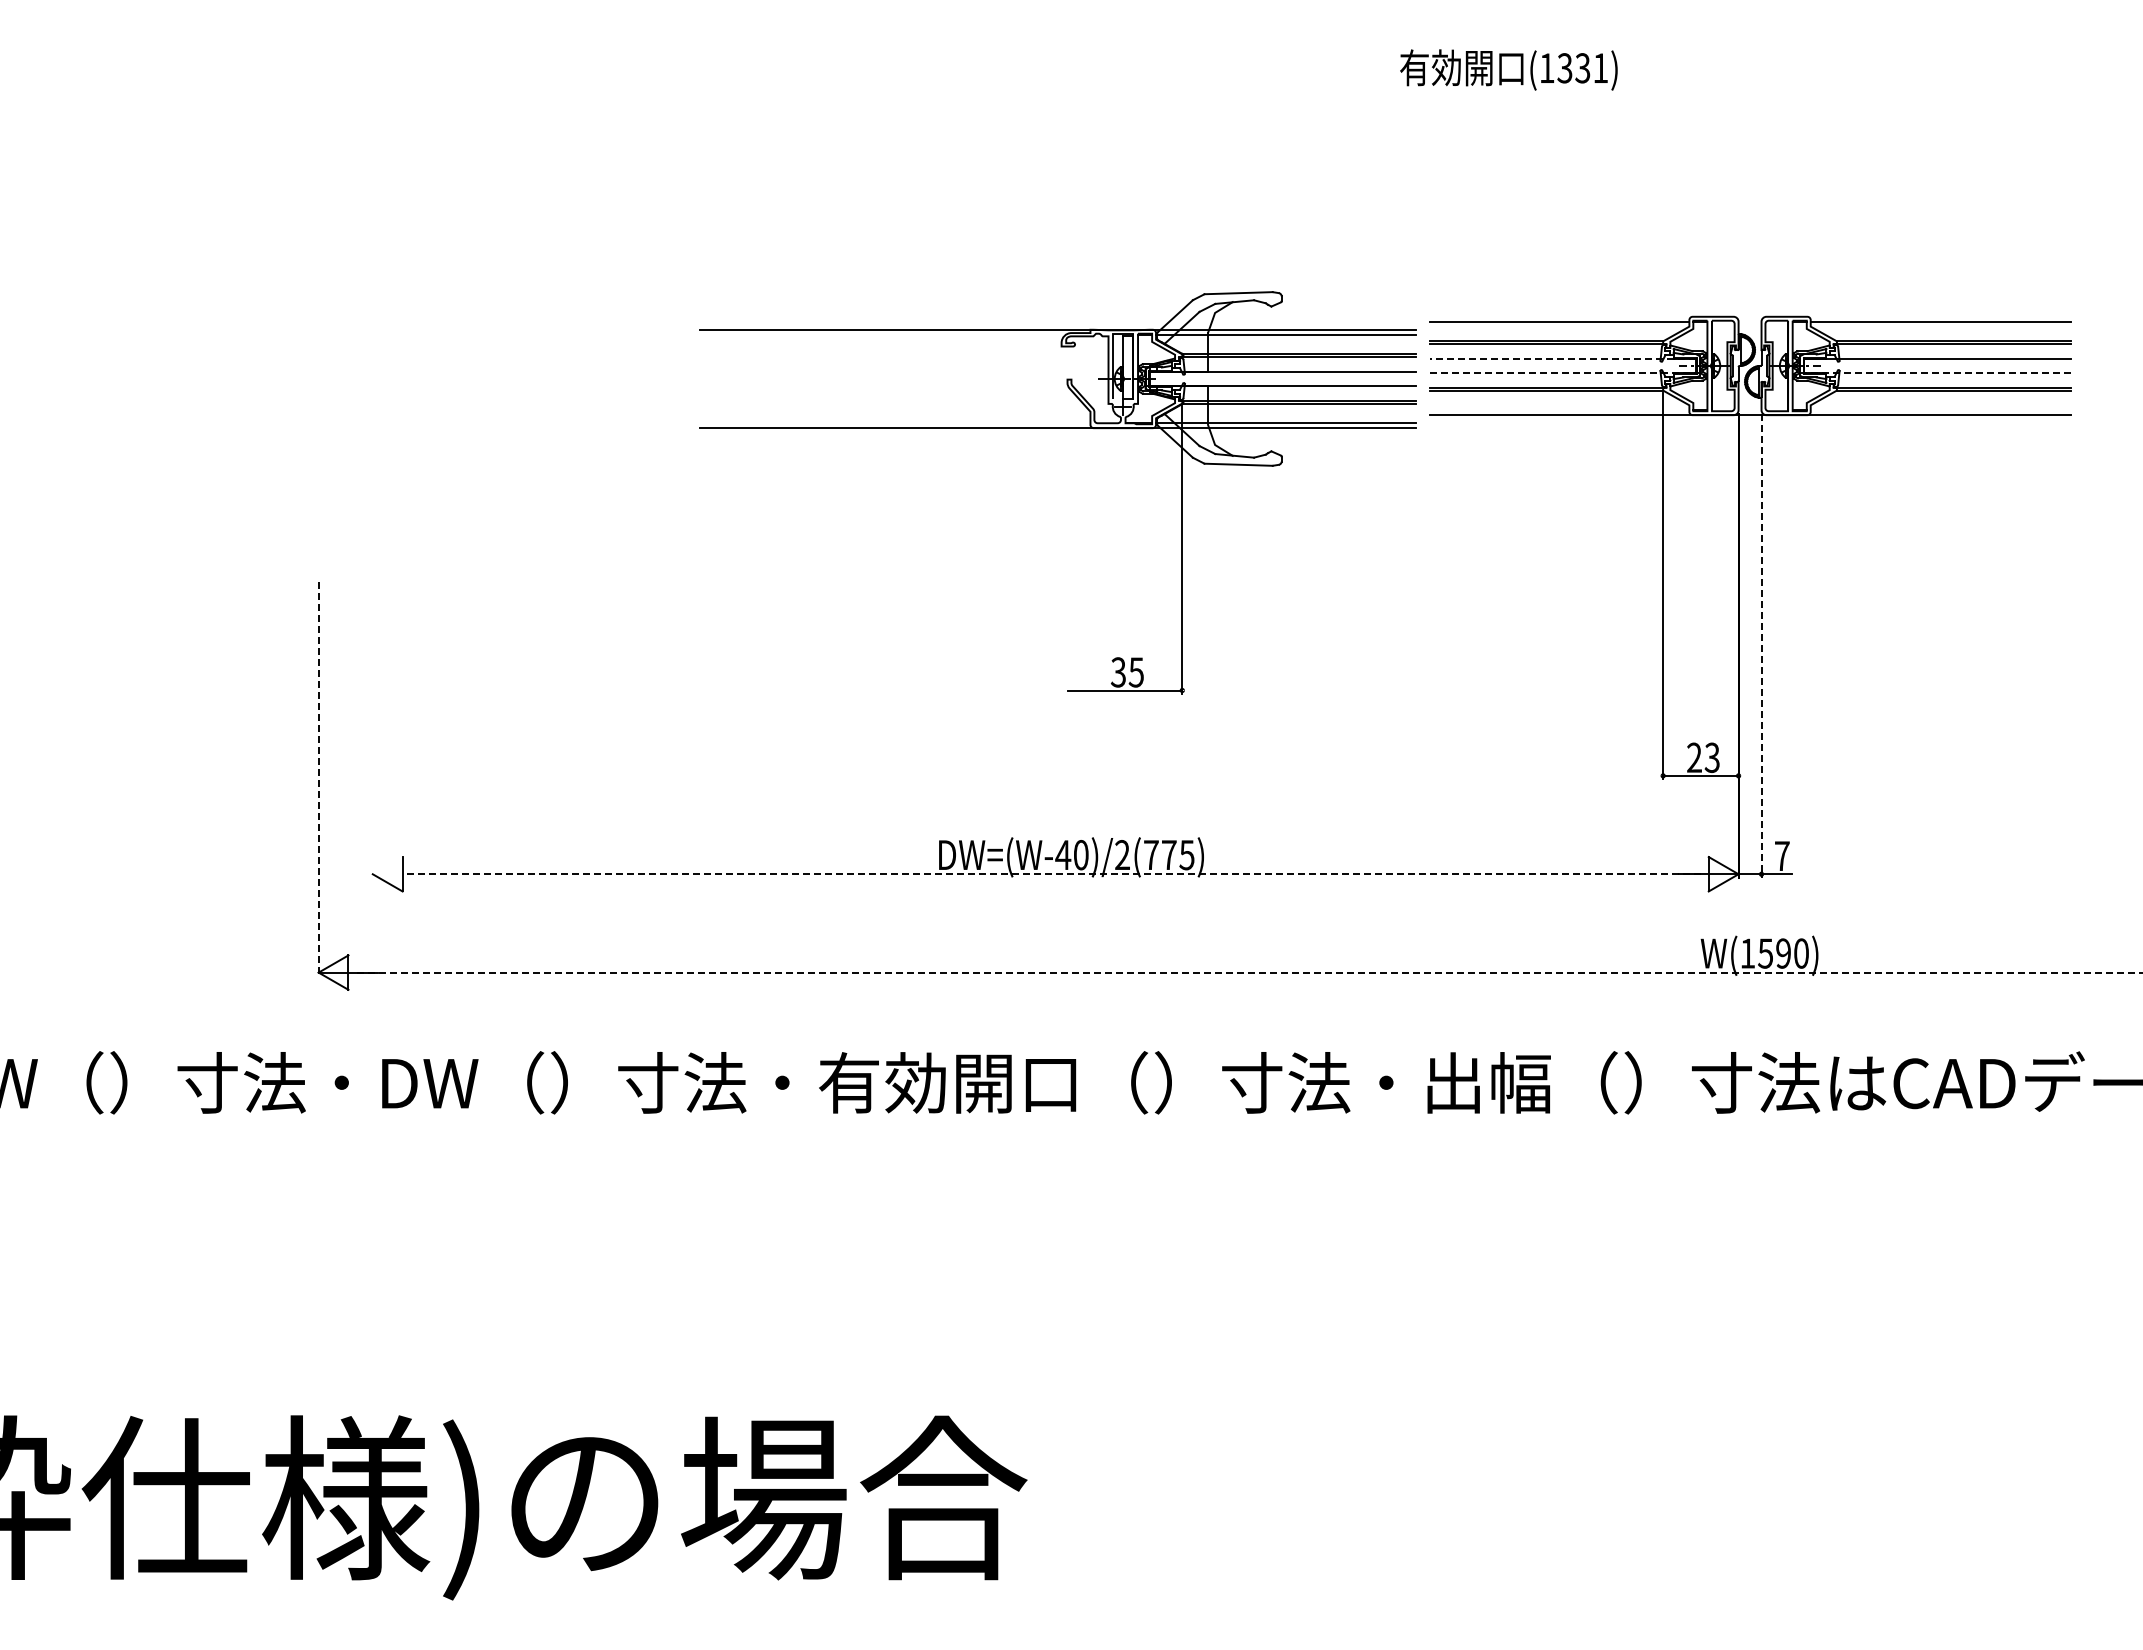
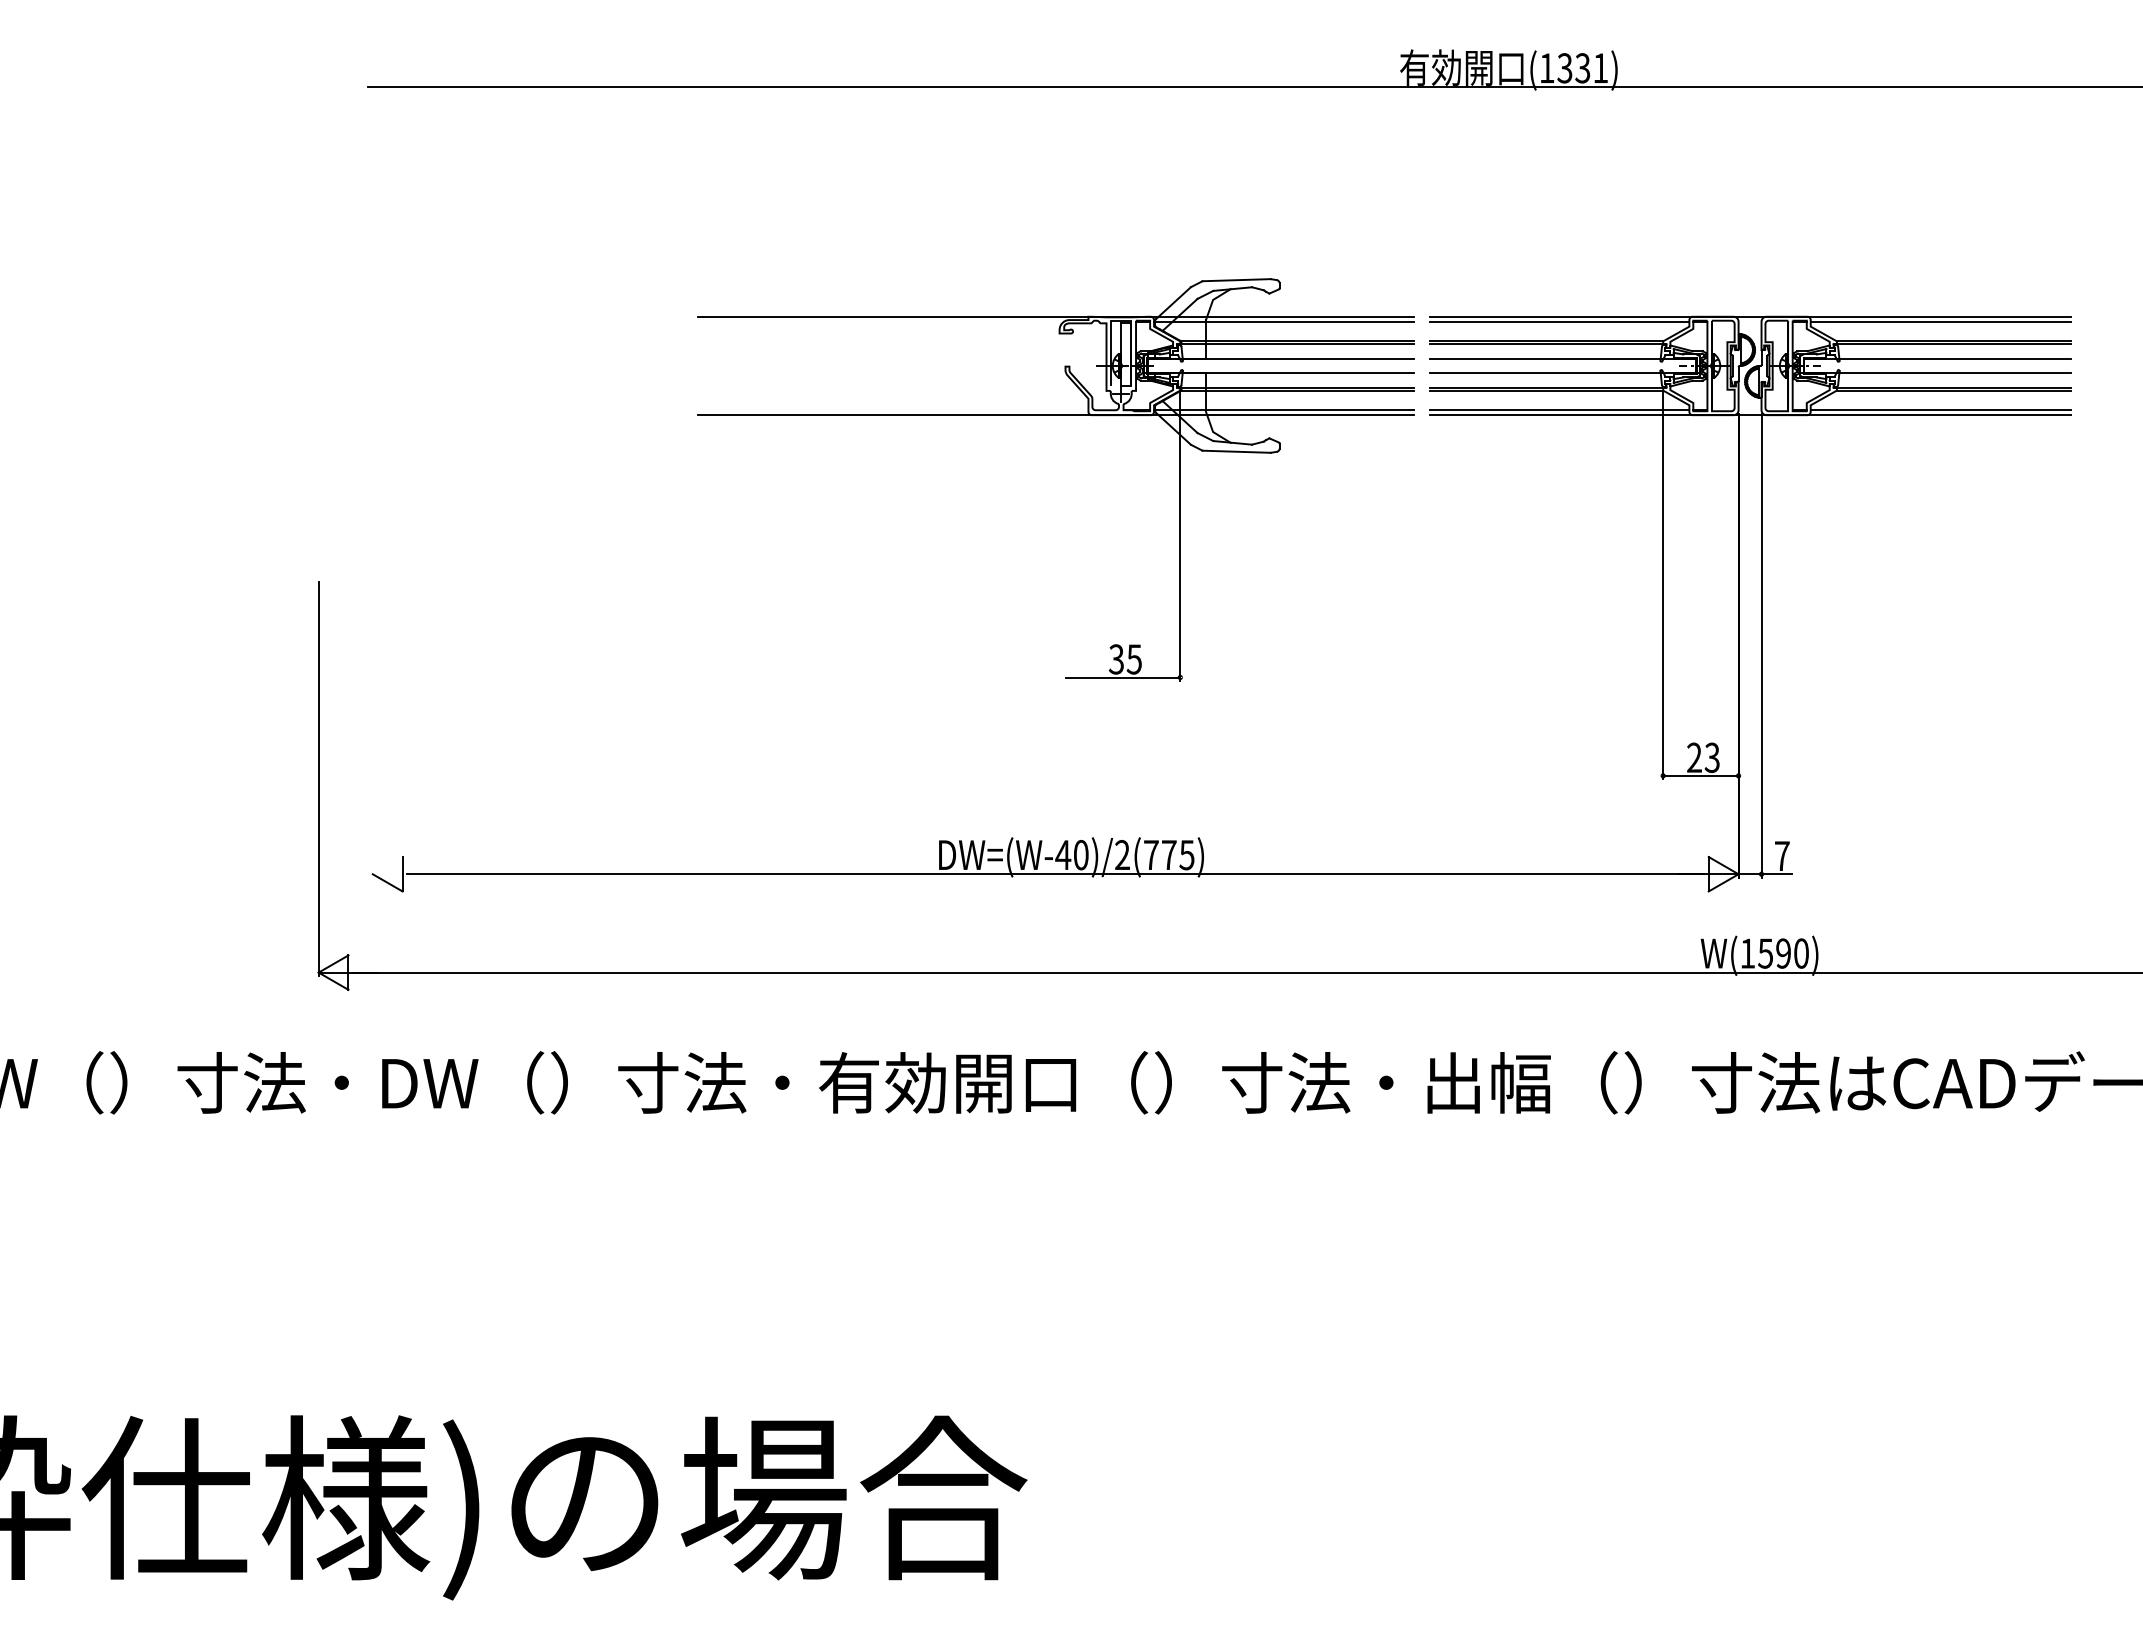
line: none -> present (1253, 87)
line: none -> present (1749, 316)
line: dashed -> solid (1562, 359)
line: dashed -> solid (1563, 372)
line: dashed -> solid (1936, 372)
line: none -> present (1559, 410)
line: none -> present (1940, 410)
part position: (1057, 428) -> (1055, 415) (1055, 415)
line: dashed -> solid (1761, 646)
line: dashed -> solid (318, 779)
line: dashed -> solid (1056, 874)
line: dashed -> solid (1247, 972)
